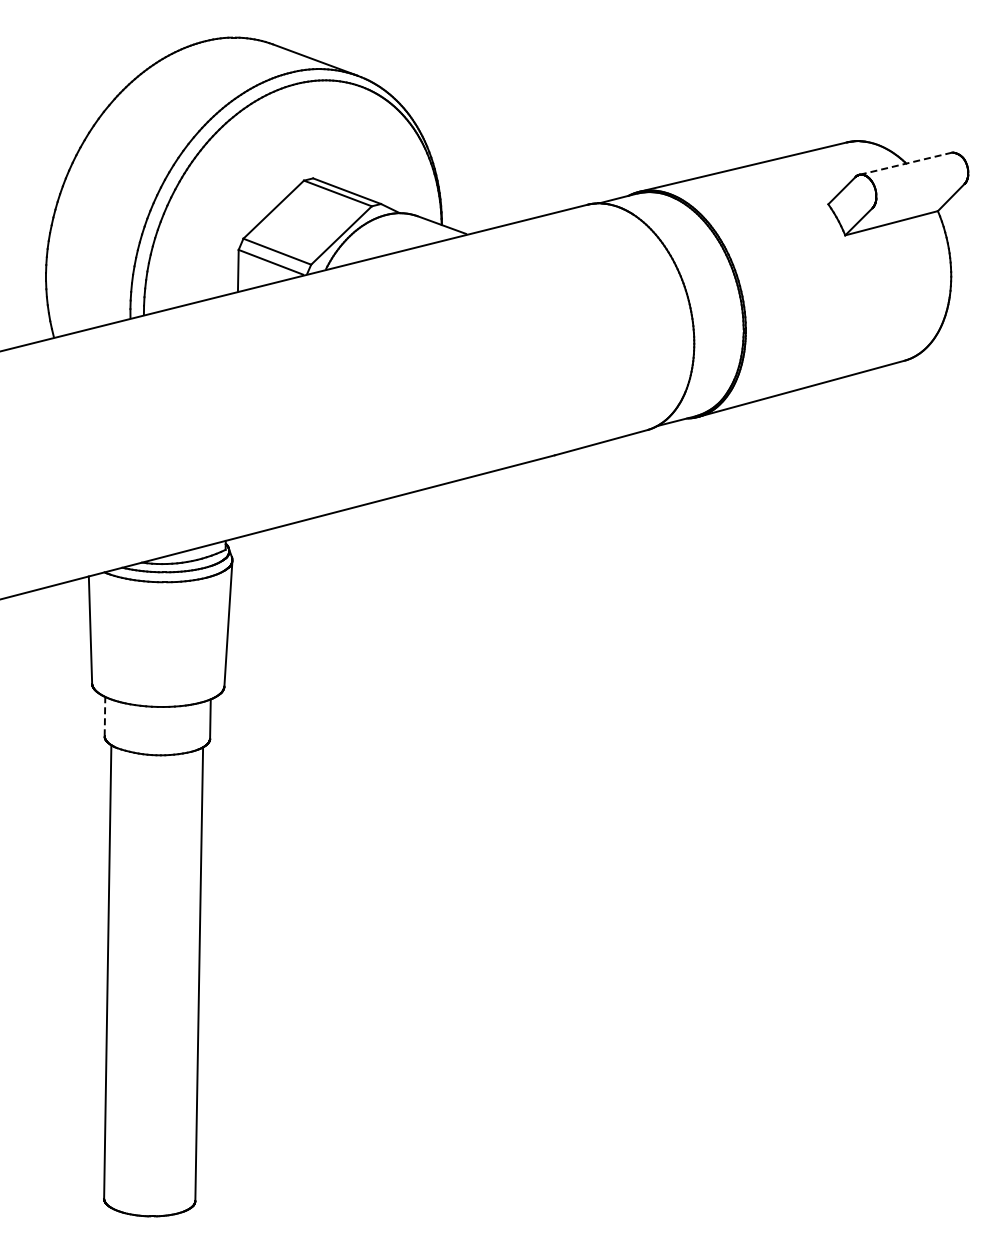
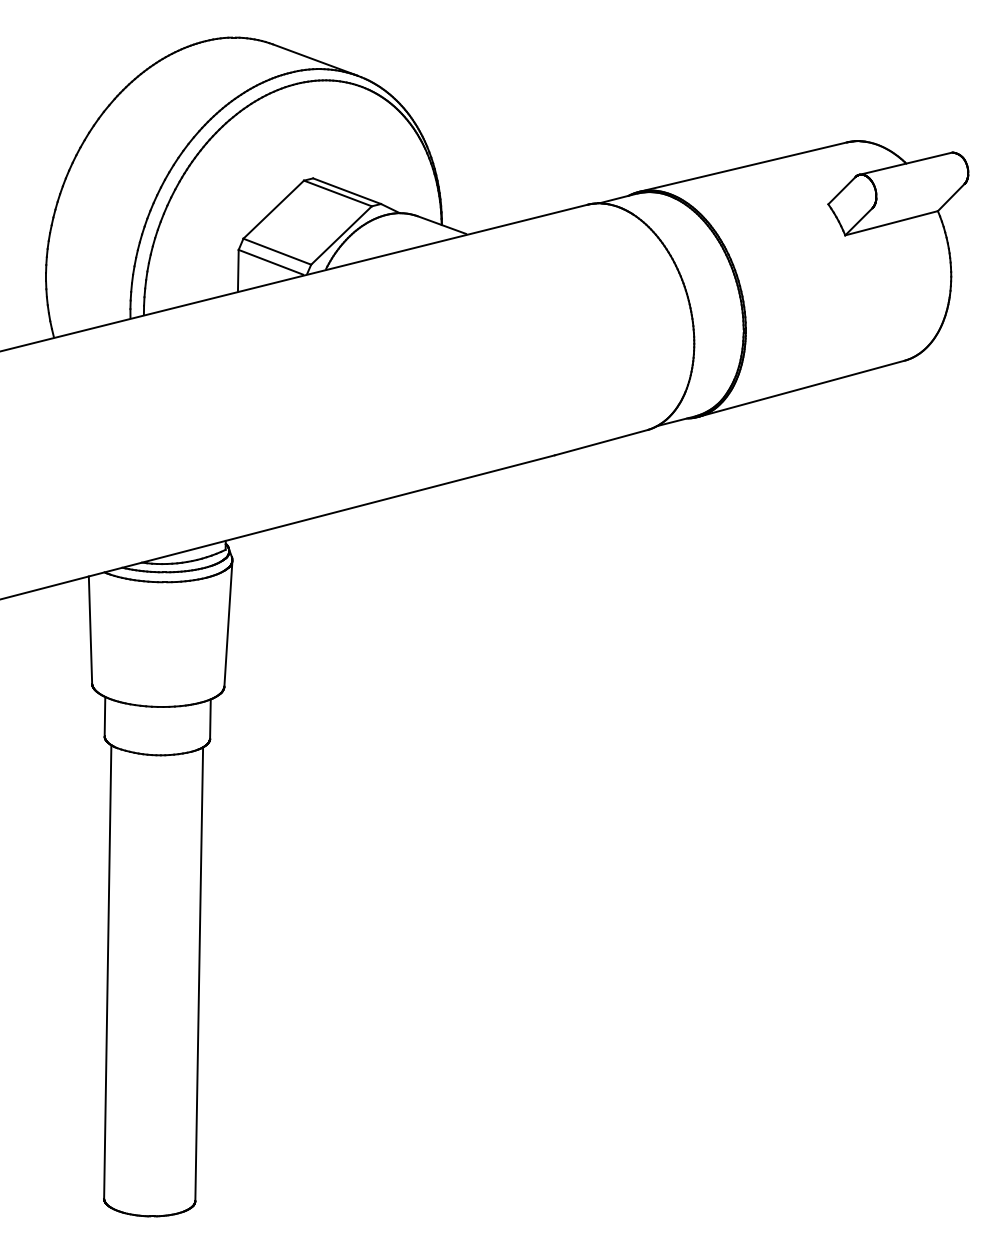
line: dashed -> solid (906, 163)
line: dashed -> solid (104, 716)
